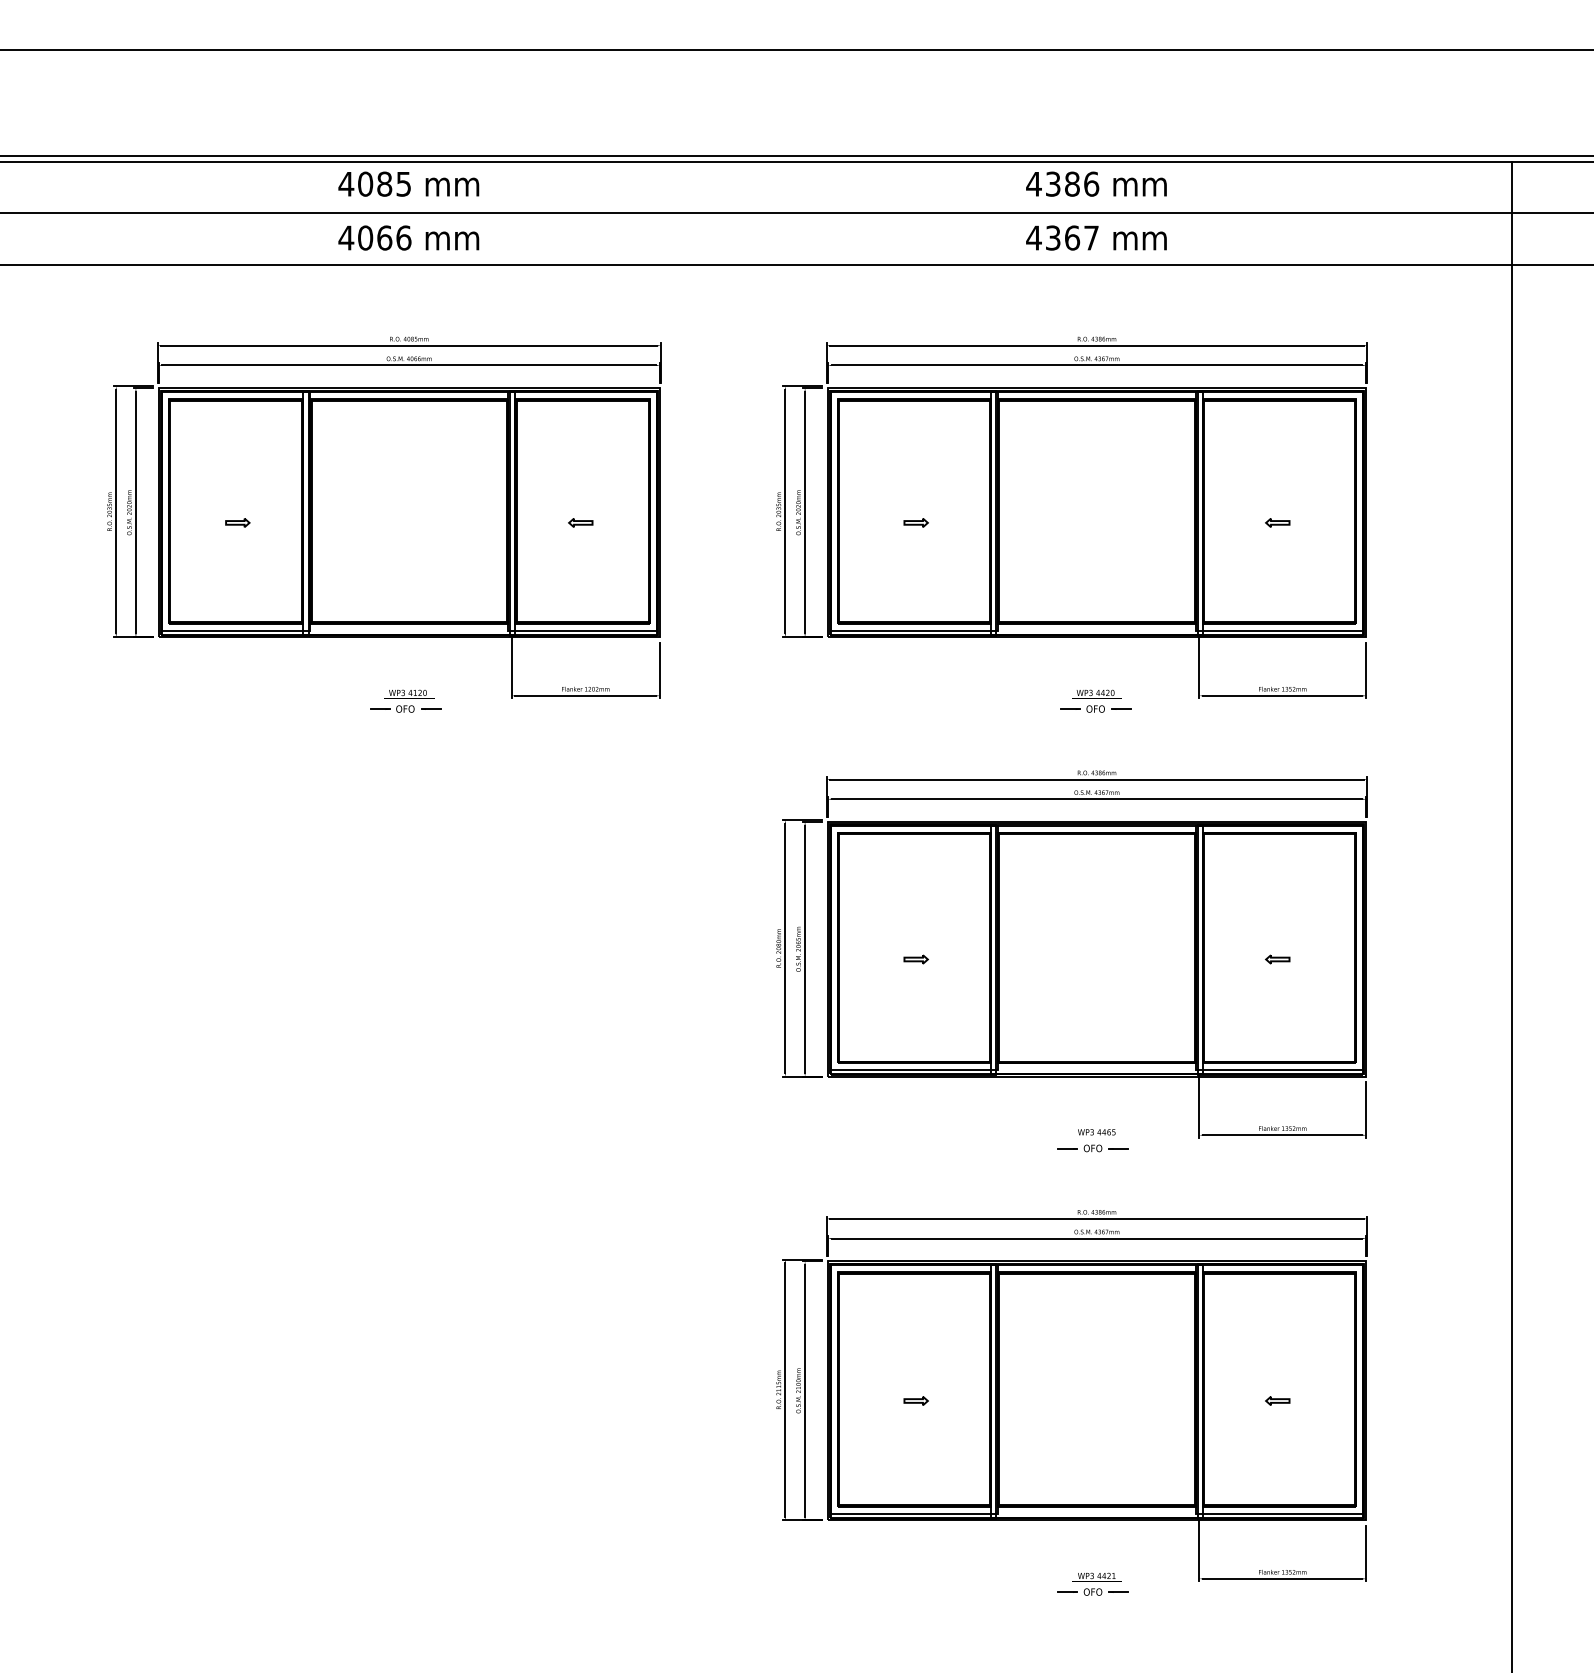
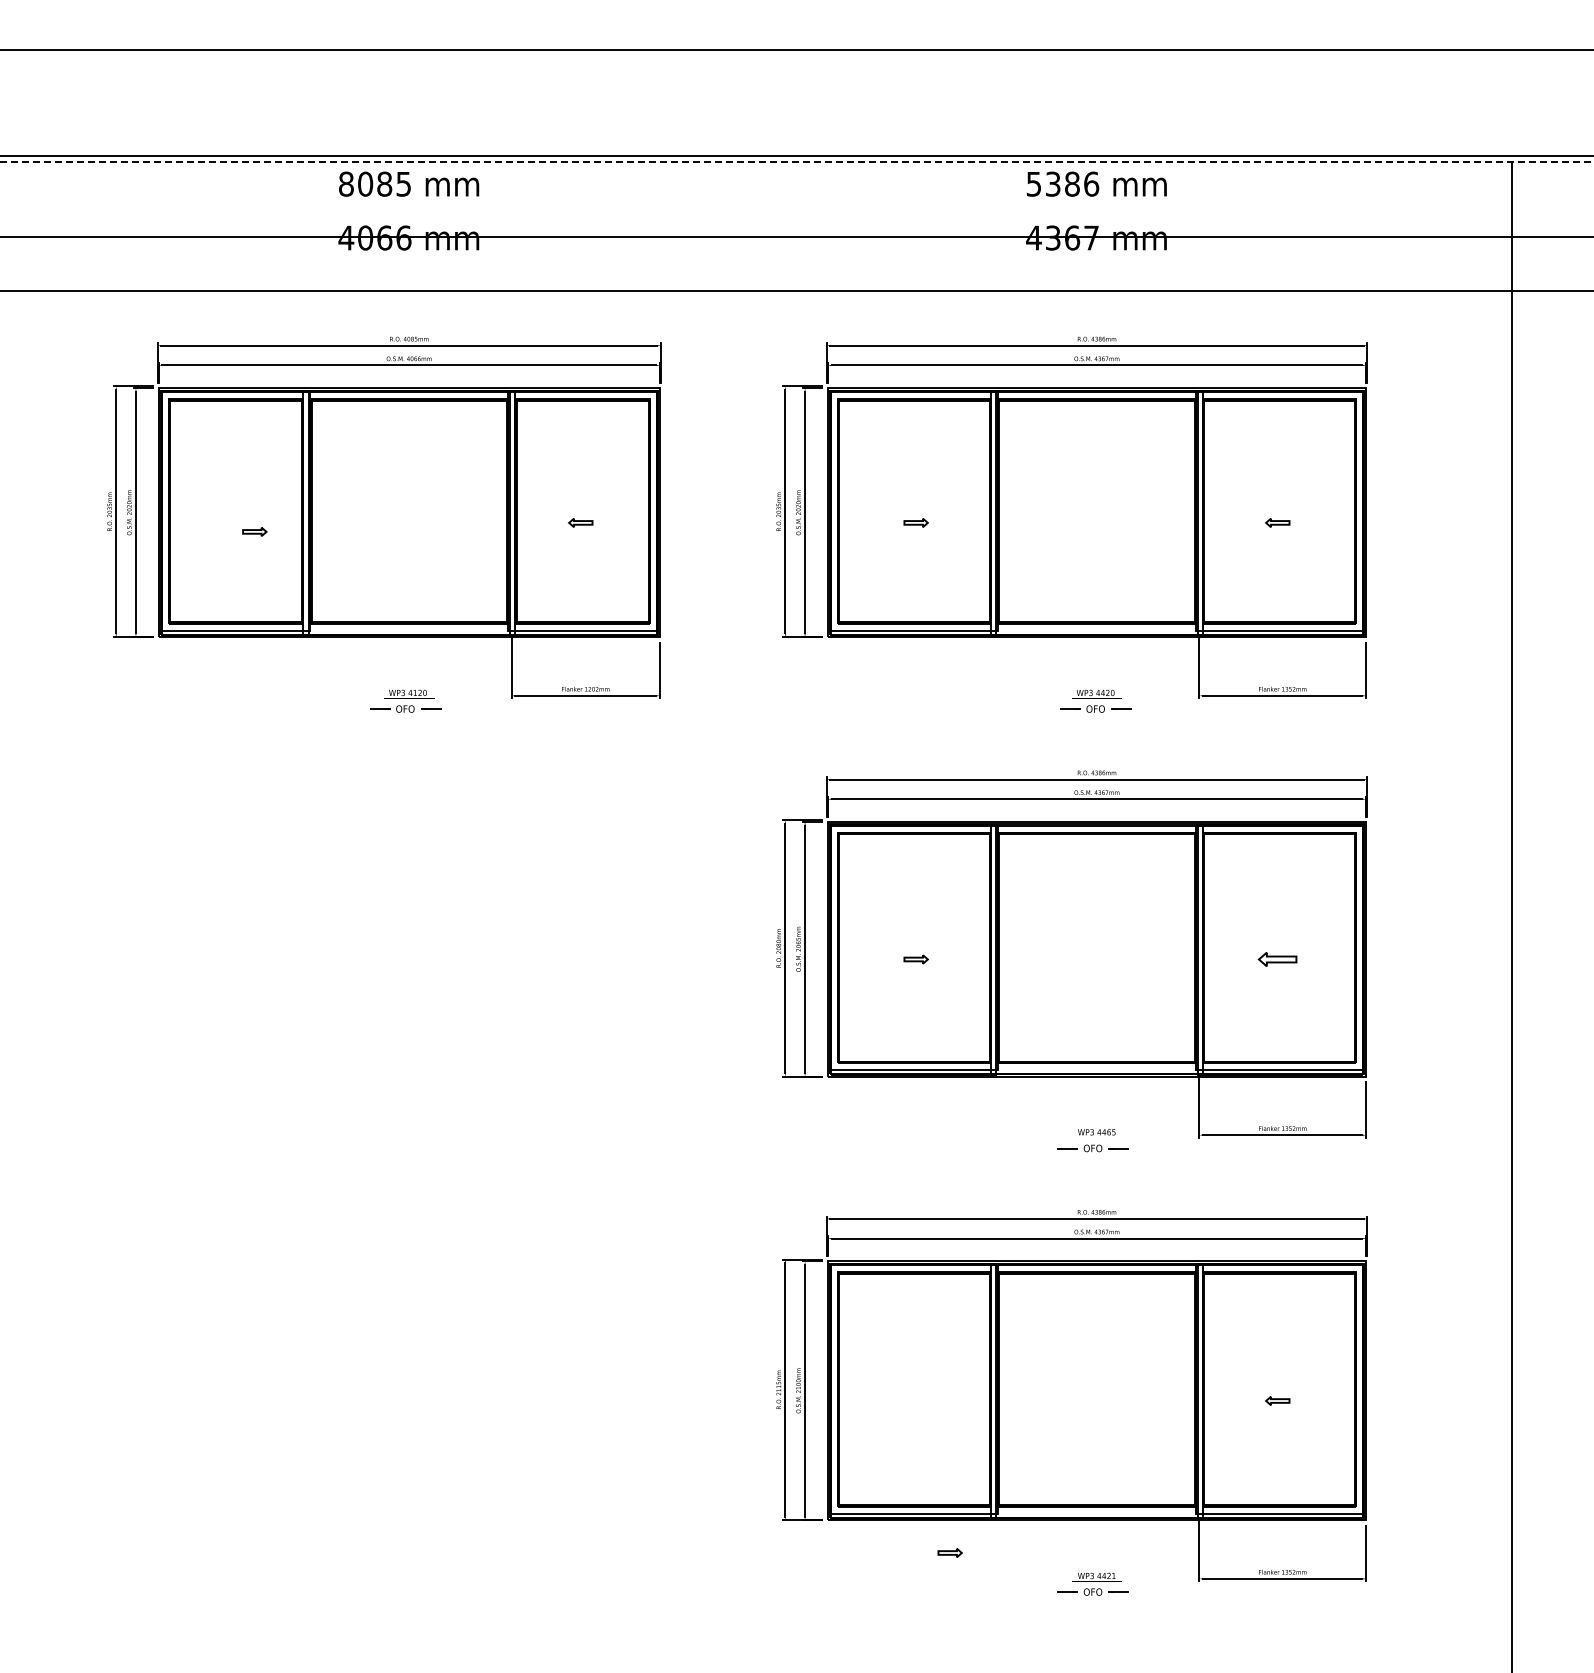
line: solid -> dashed (796, 161)
text: 4085 -> 8085 (346, 183)
text: 4386 -> 5386 (1033, 184)
line position: (796, 213) -> (796, 237) (796, 237)
line position: (796, 265) -> (796, 291) (796, 291)
part position: (237, 522) -> (254, 531) (254, 531)
part size: 26x11 px -> 41x15 px (1277, 959)
part position: (915, 1400) -> (949, 1552) (949, 1552)
